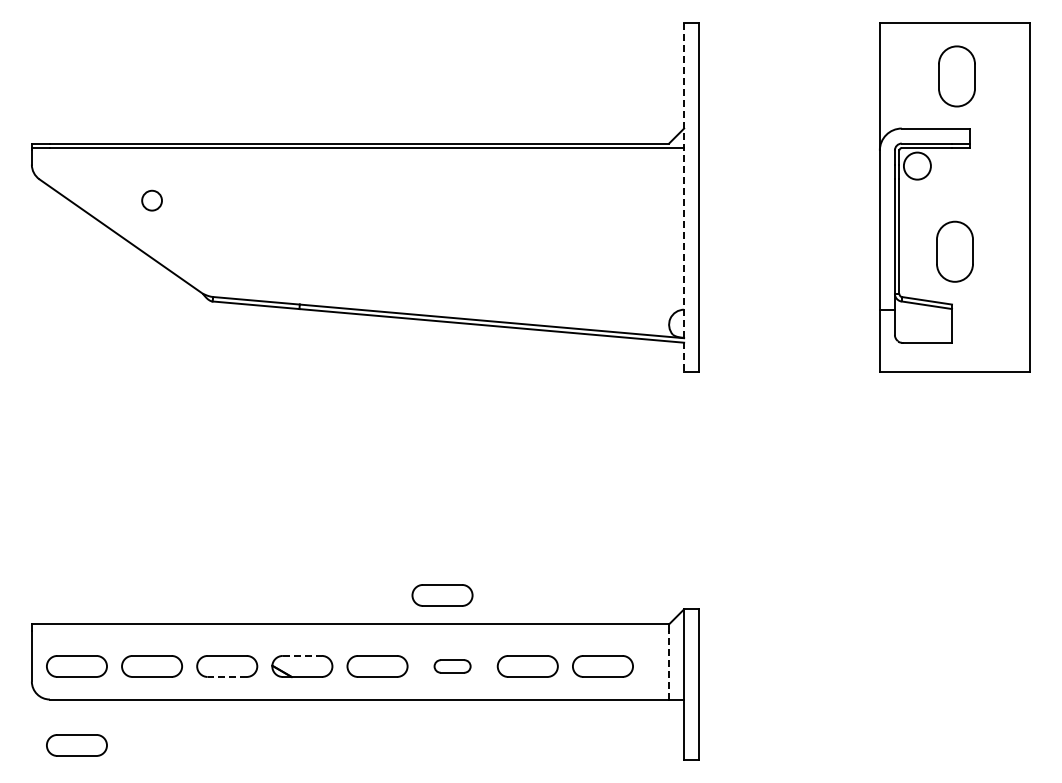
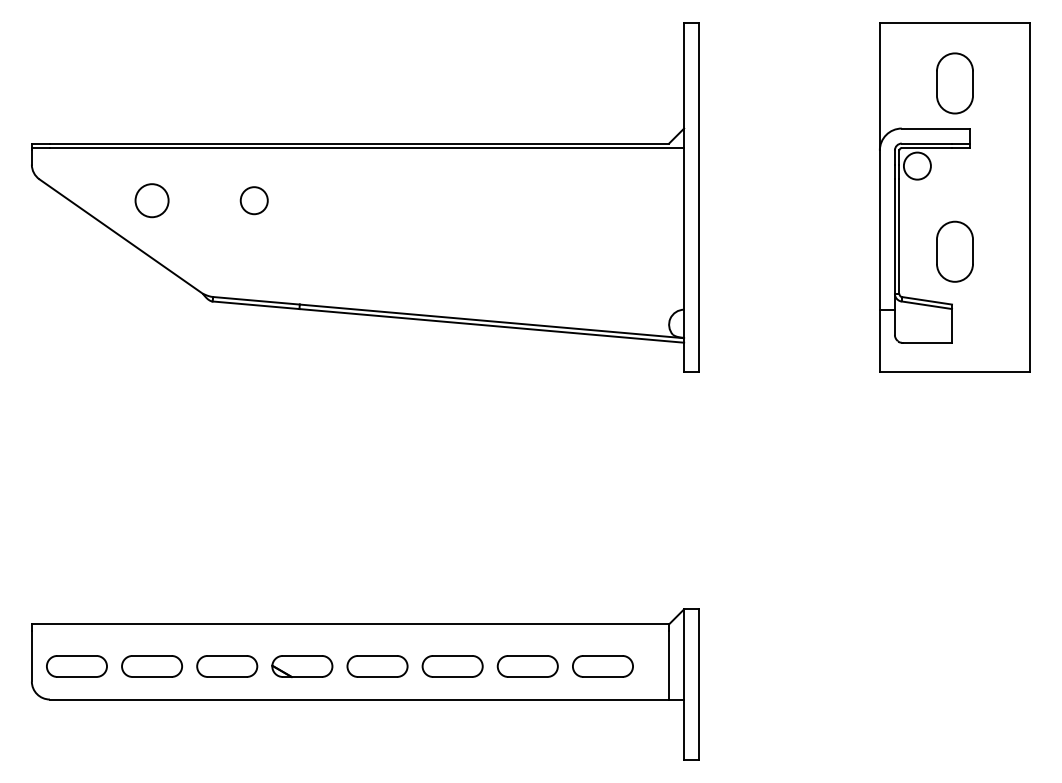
part position: (956, 76) -> (954, 83) (954, 83)
line: dashed -> solid (684, 198)
circle diameter: 20 px -> 33 px (151, 200)
circle: none -> present (253, 200)
part: present -> none (442, 595)
line: dashed -> solid (302, 655)
line: dashed -> solid (669, 664)
part size: 39x15 px -> 63x23 px (452, 666)
line: dashed -> solid (227, 676)
part: present -> none (76, 745)
